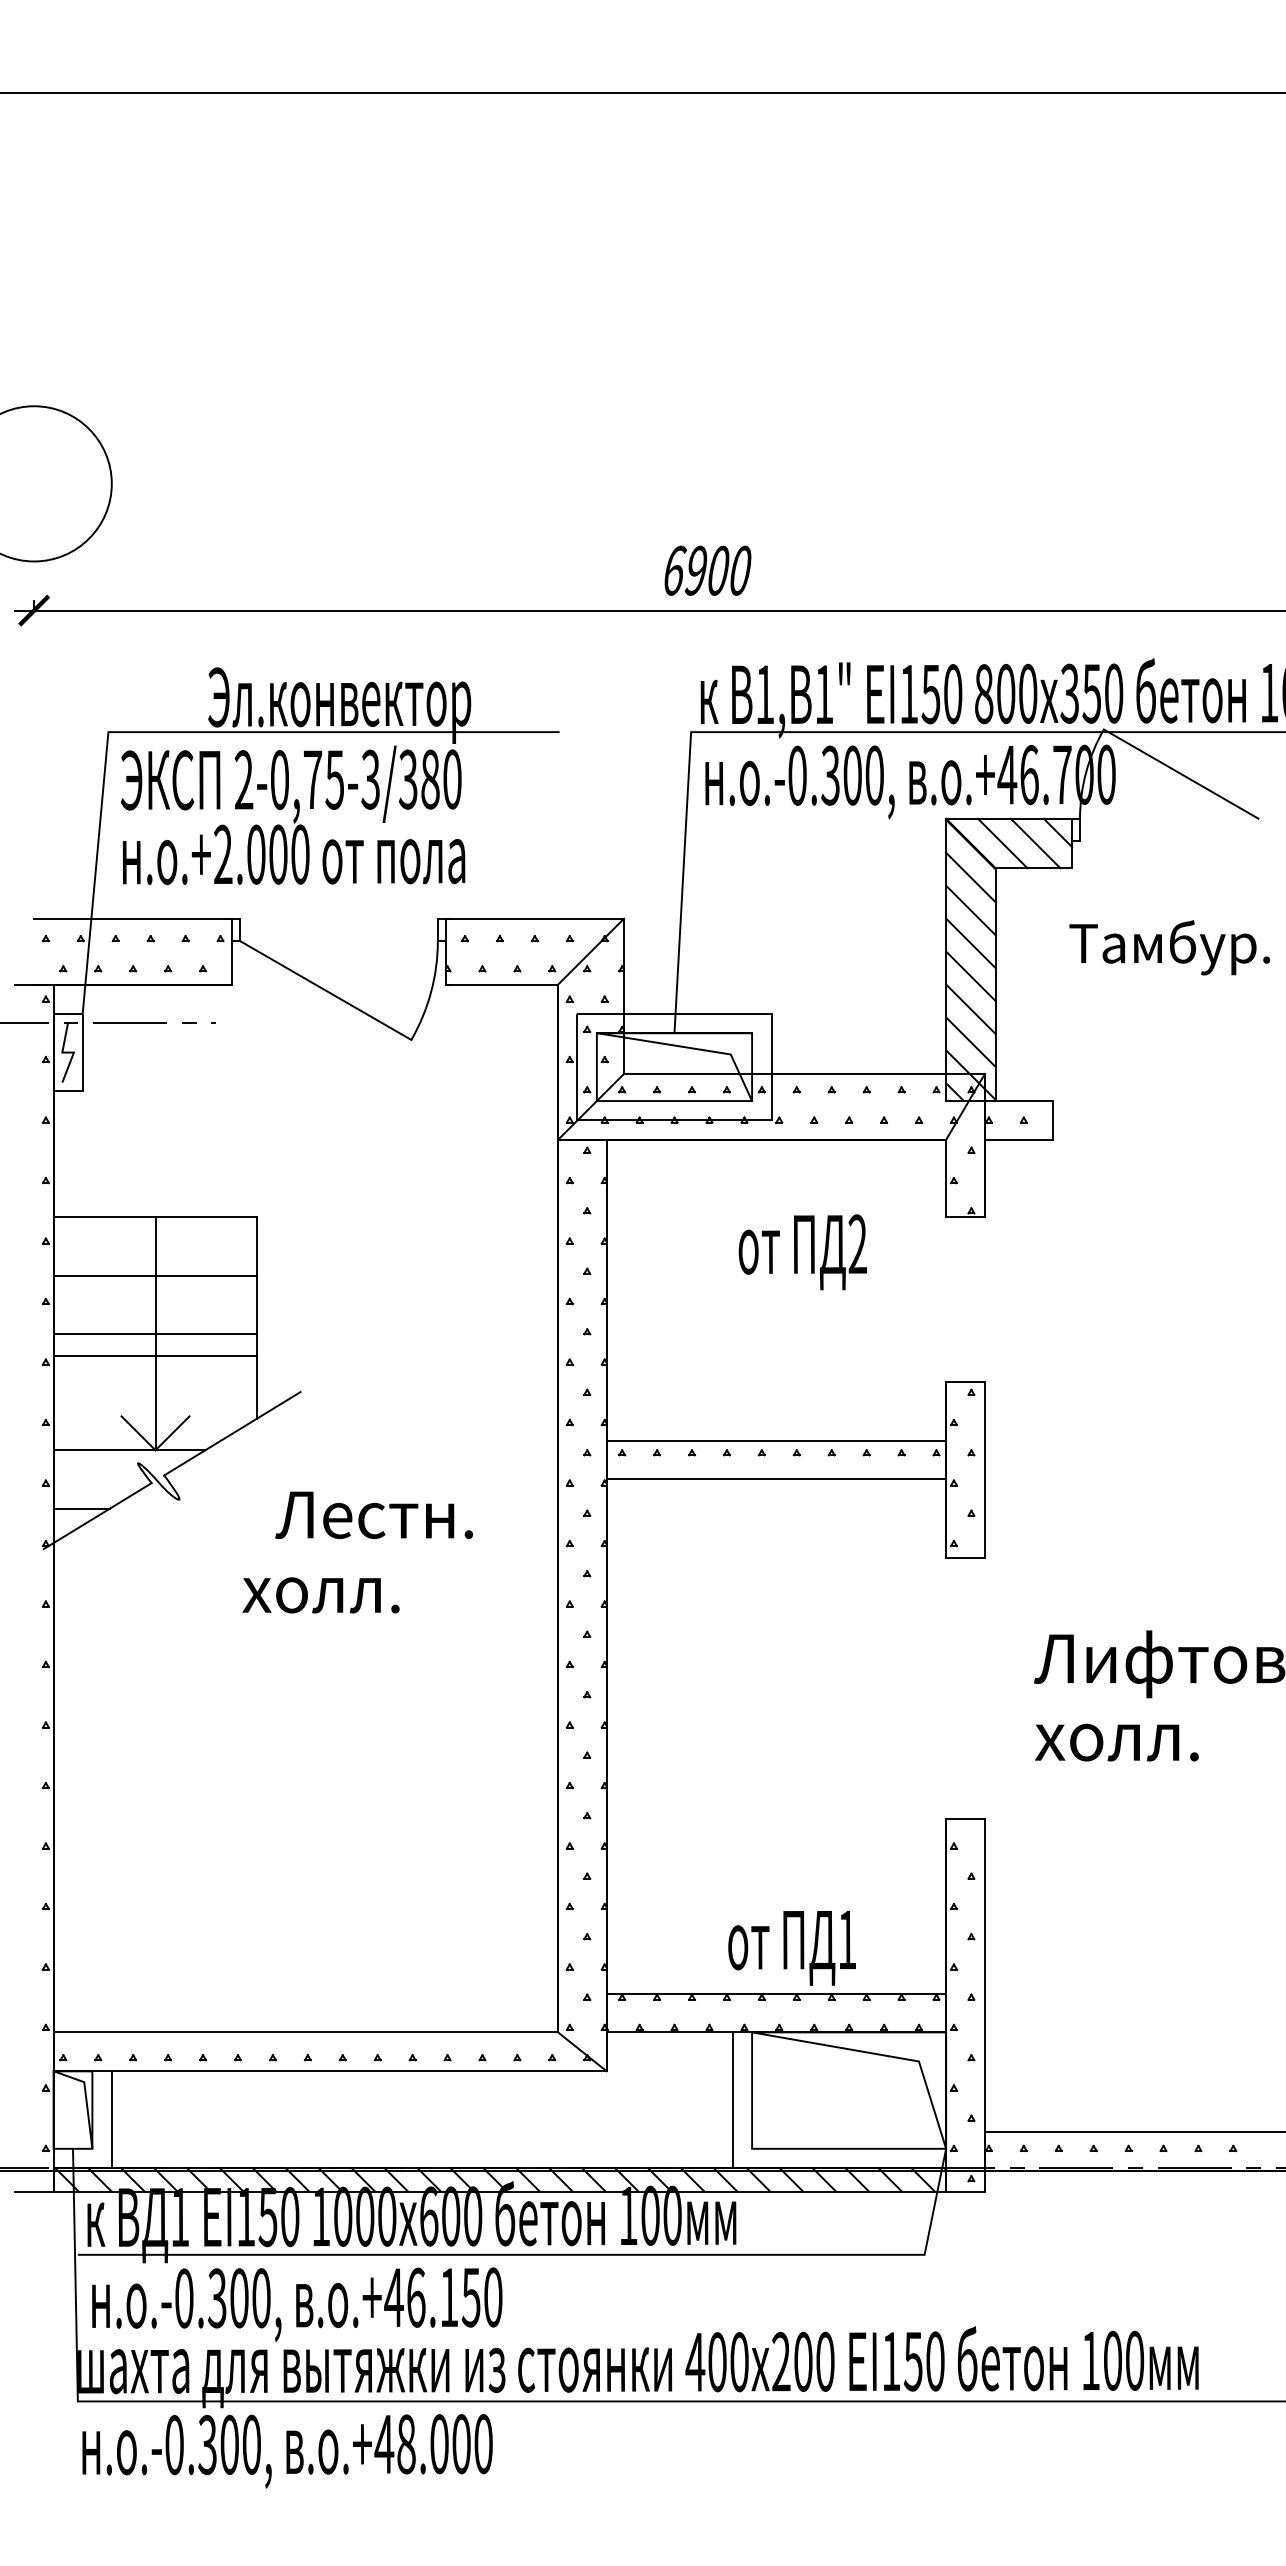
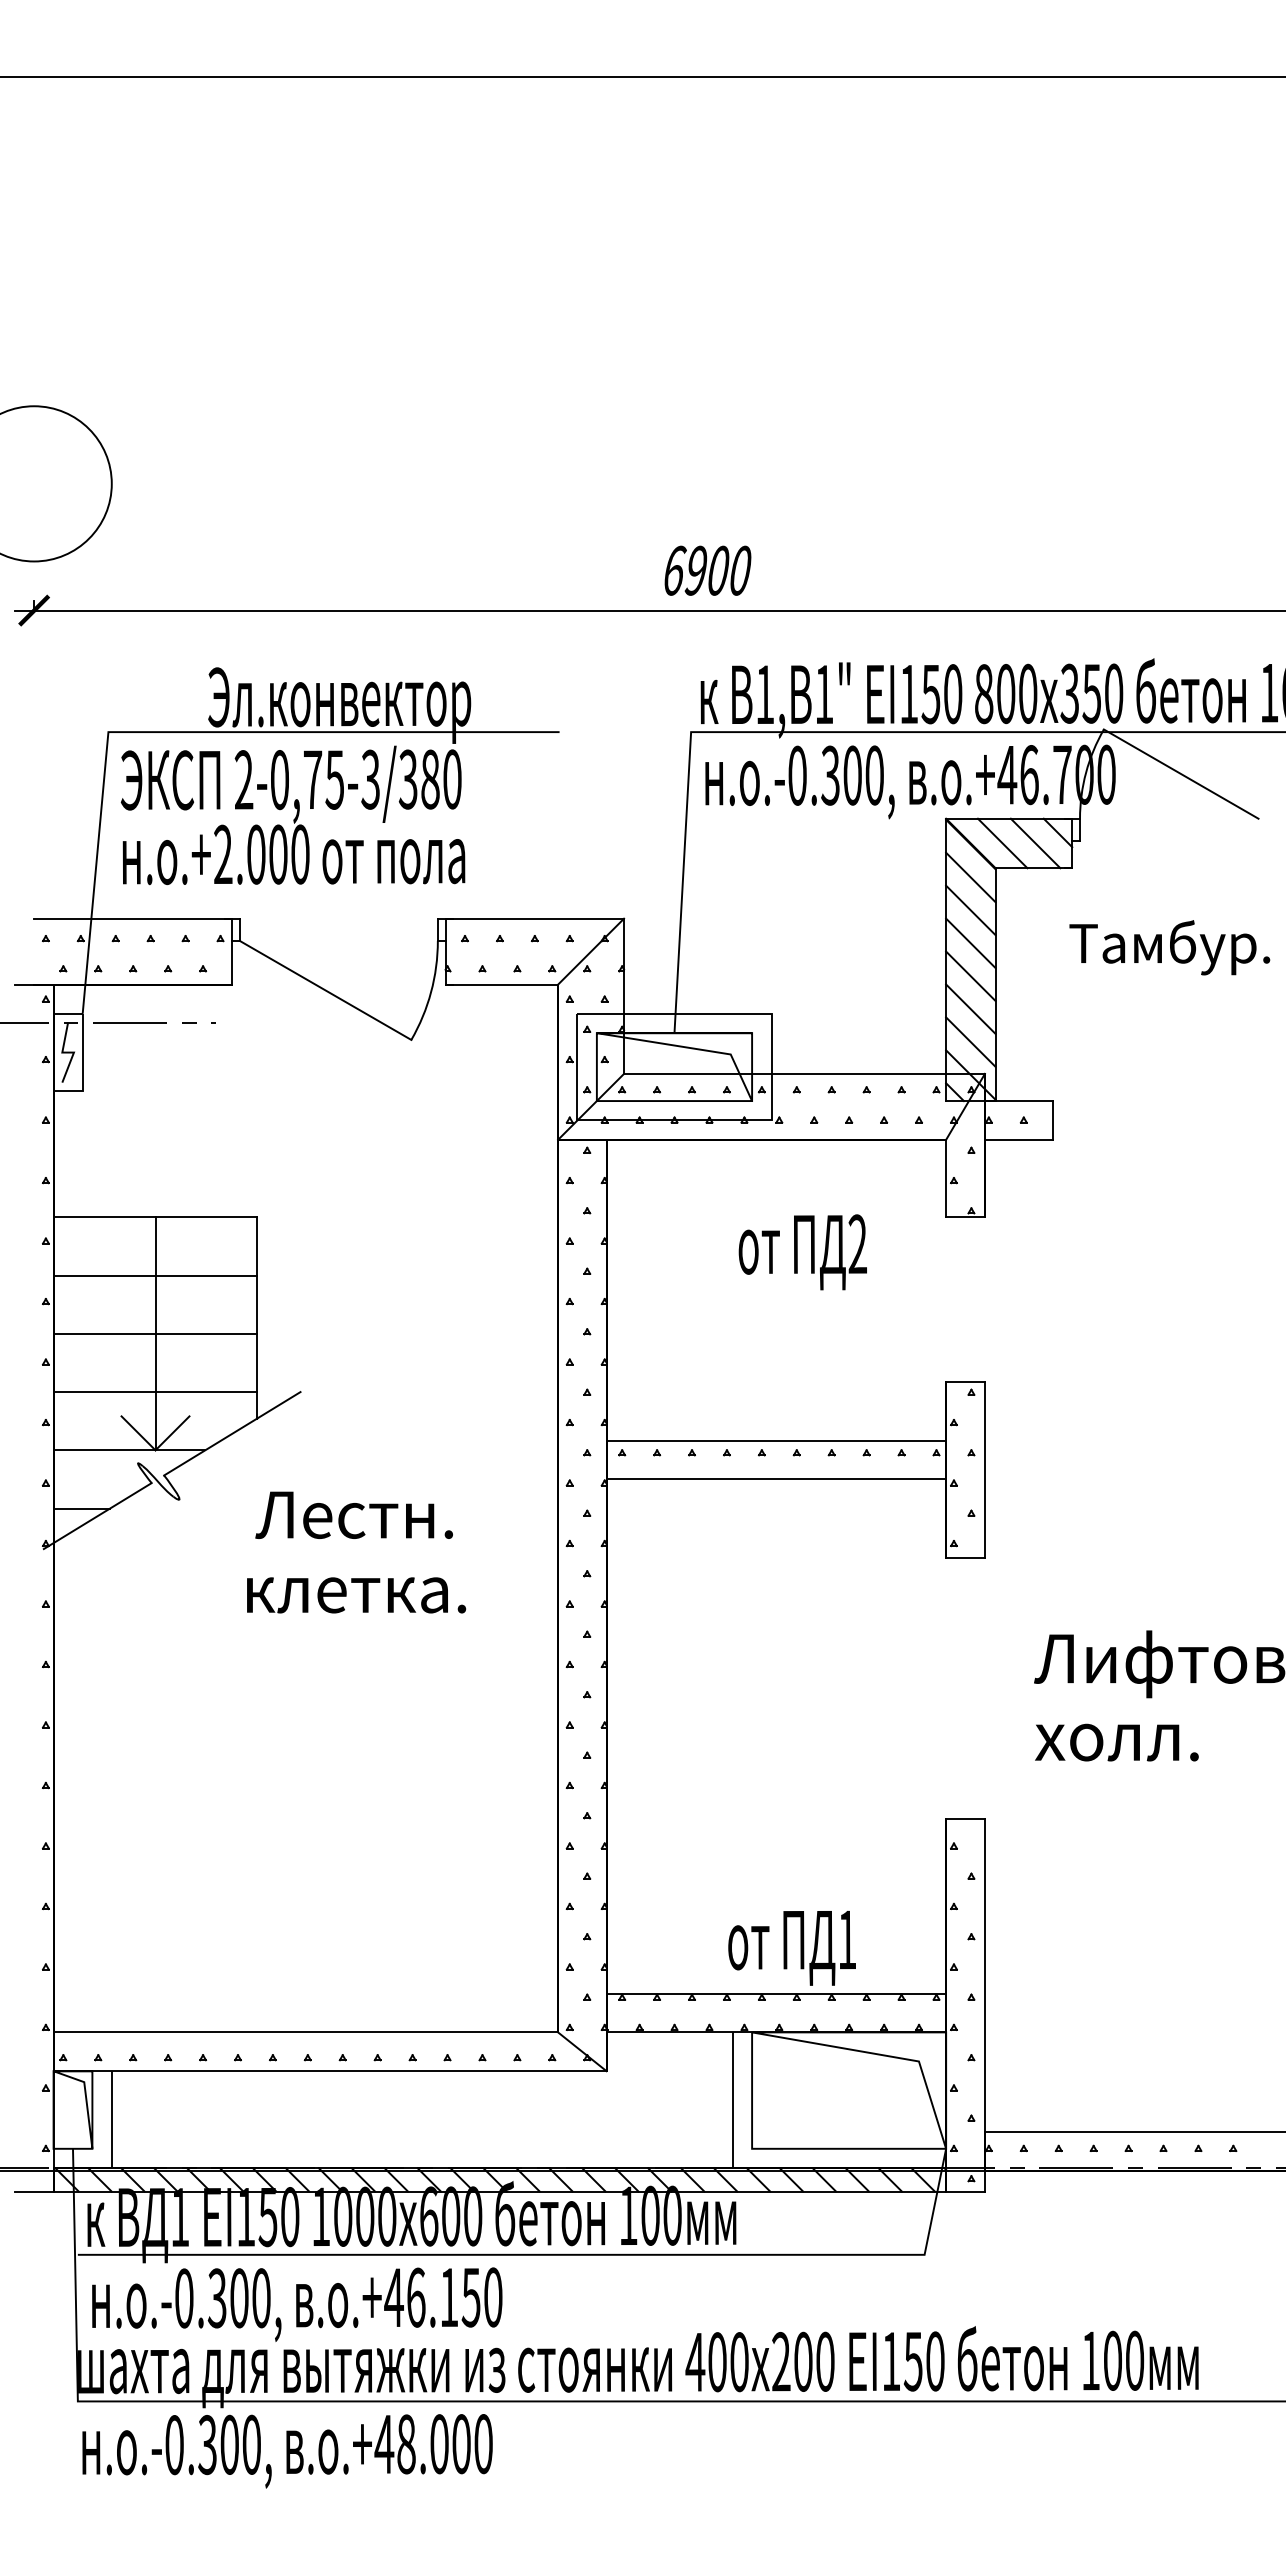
line position: (642, 92) -> (642, 76) (642, 76)
line position: (155, 1356) -> (155, 1392) (155, 1392)
text position: (373, 1514) -> (353, 1514) (353, 1514)
text: холл. -> клетка. (354, 1595)
